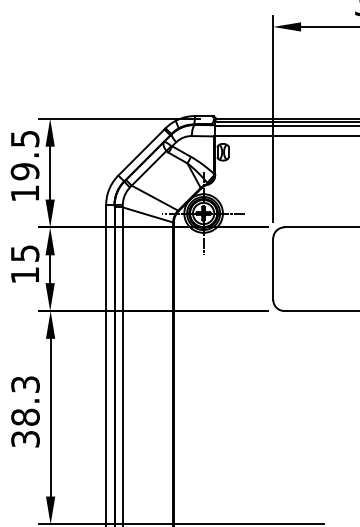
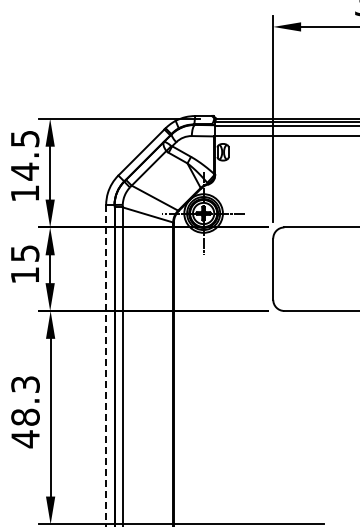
text: 19.5 -> 14.5 (24, 171)
line: solid -> dashed (106, 365)
text: 38.3 -> 48.3 (25, 439)
